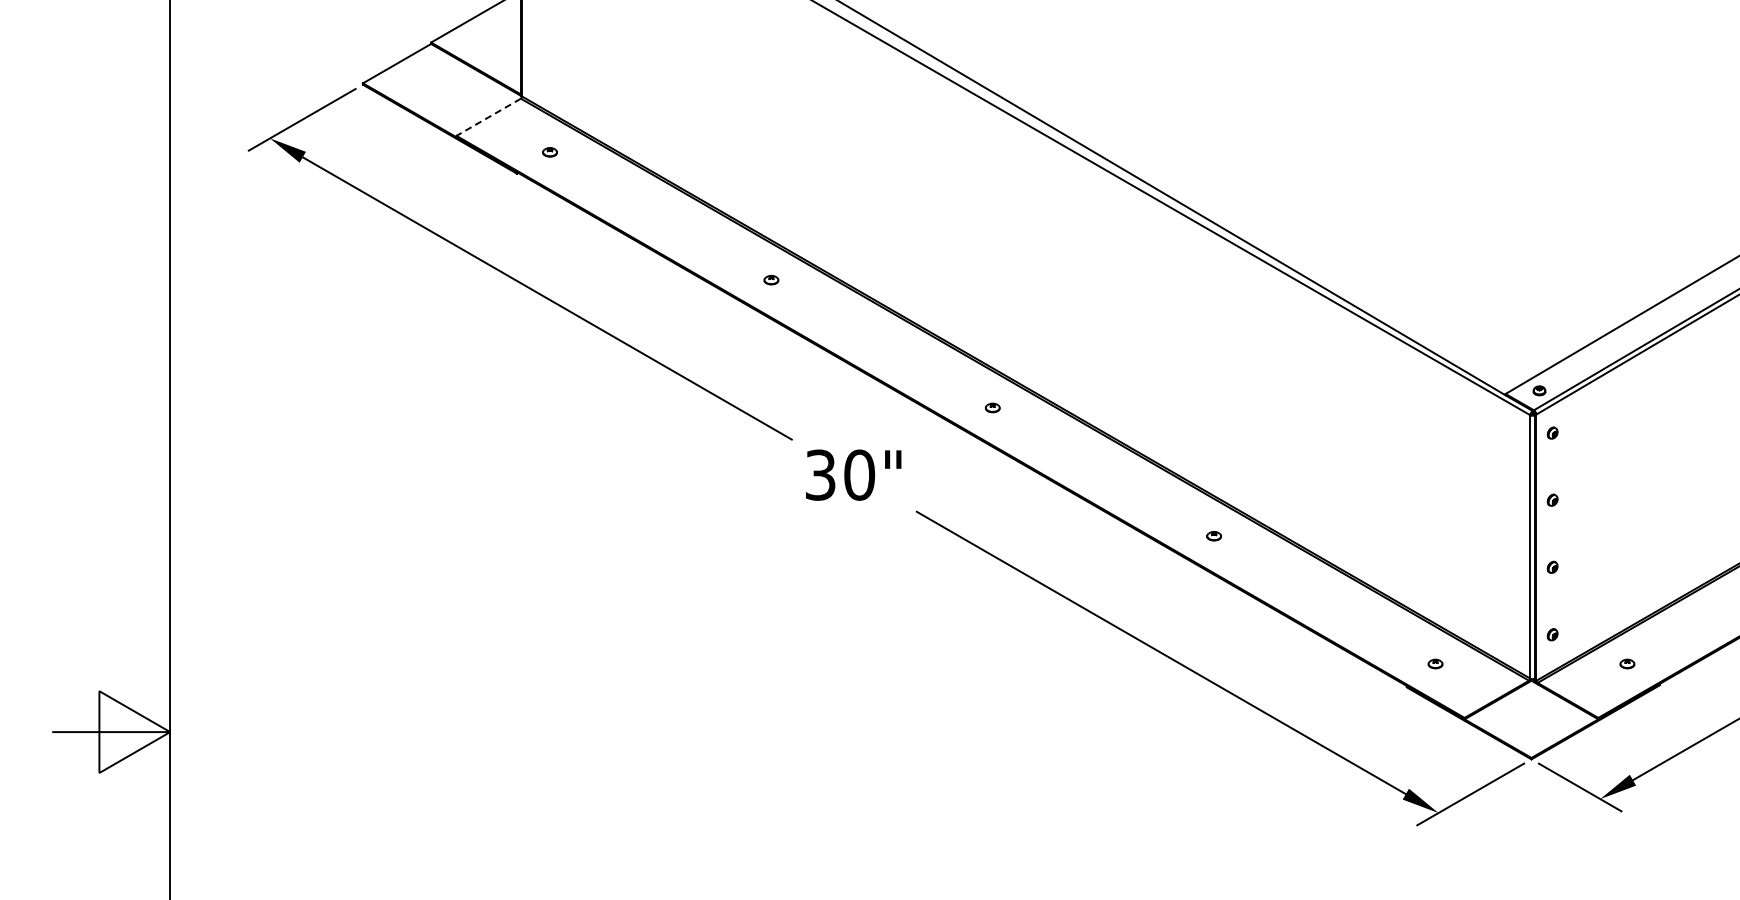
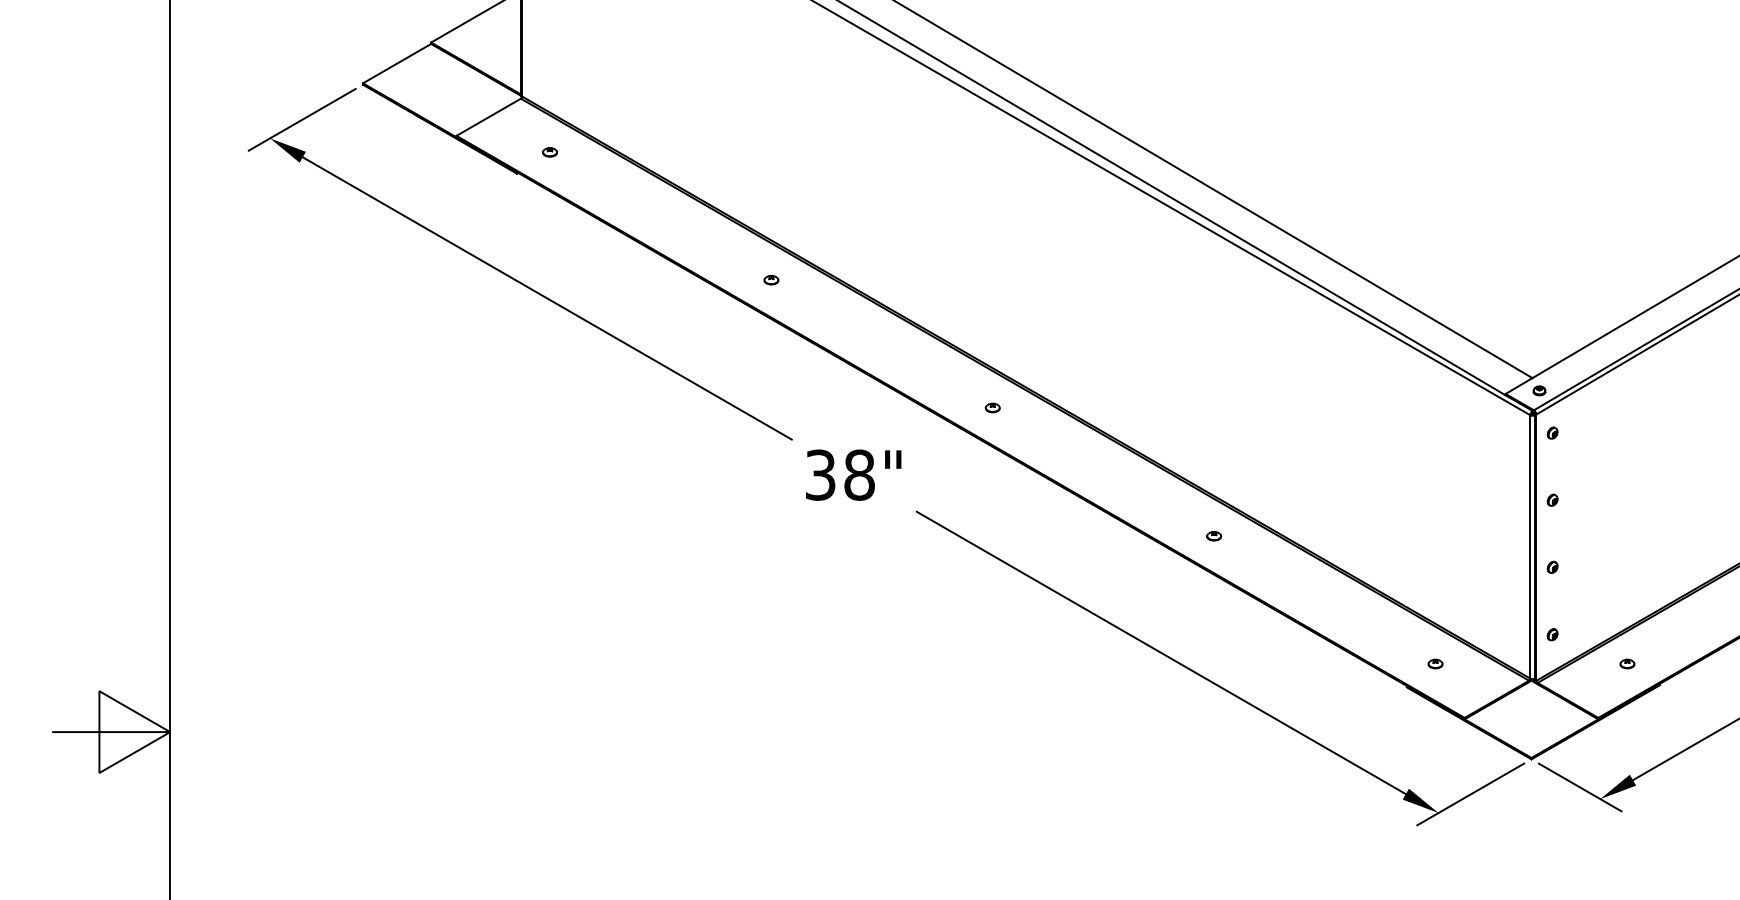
line: dashed -> solid (488, 117)
line: none -> present (1214, 190)
text: 30" -> 38" (859, 474)
